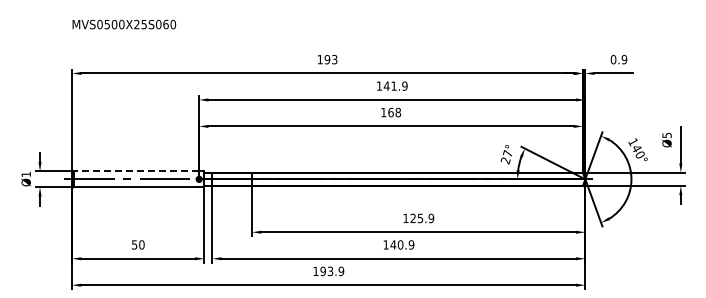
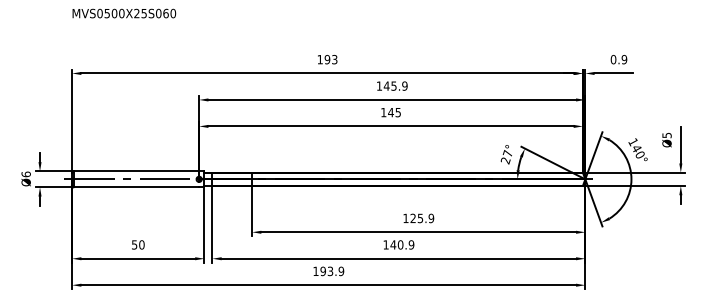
text position: (124, 24) -> (124, 13) (124, 13)
text: 141.9 -> 145.9 (393, 85)
text: 168 -> 145 (394, 112)
line: dashed -> solid (136, 171)
text: Ø1 -> Ø6 (25, 174)
